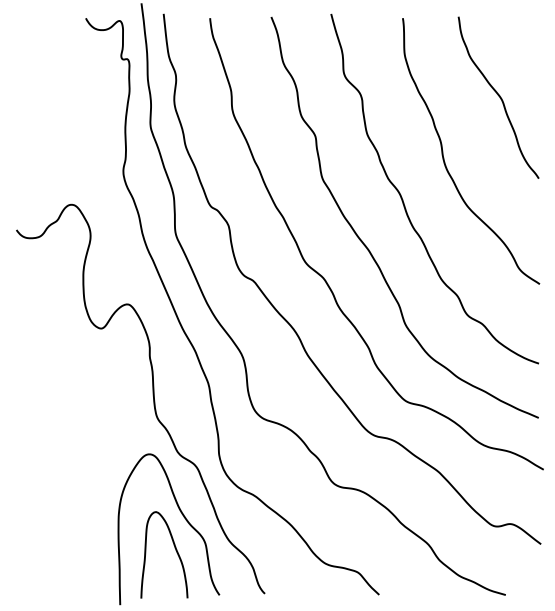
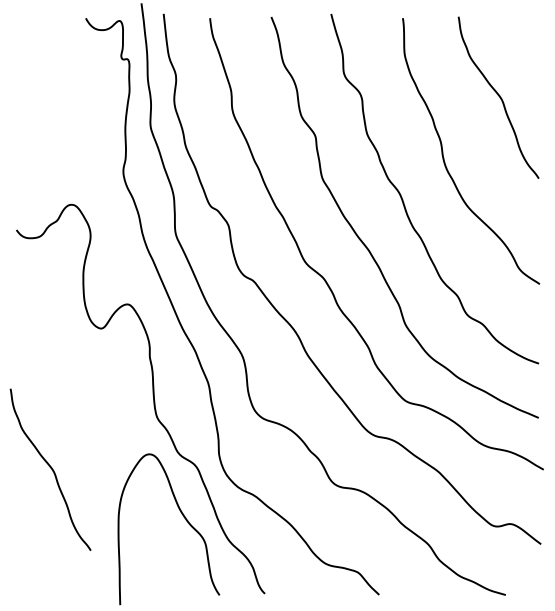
curve: none -> present (50, 468)
curve: present -> none (174, 548)
